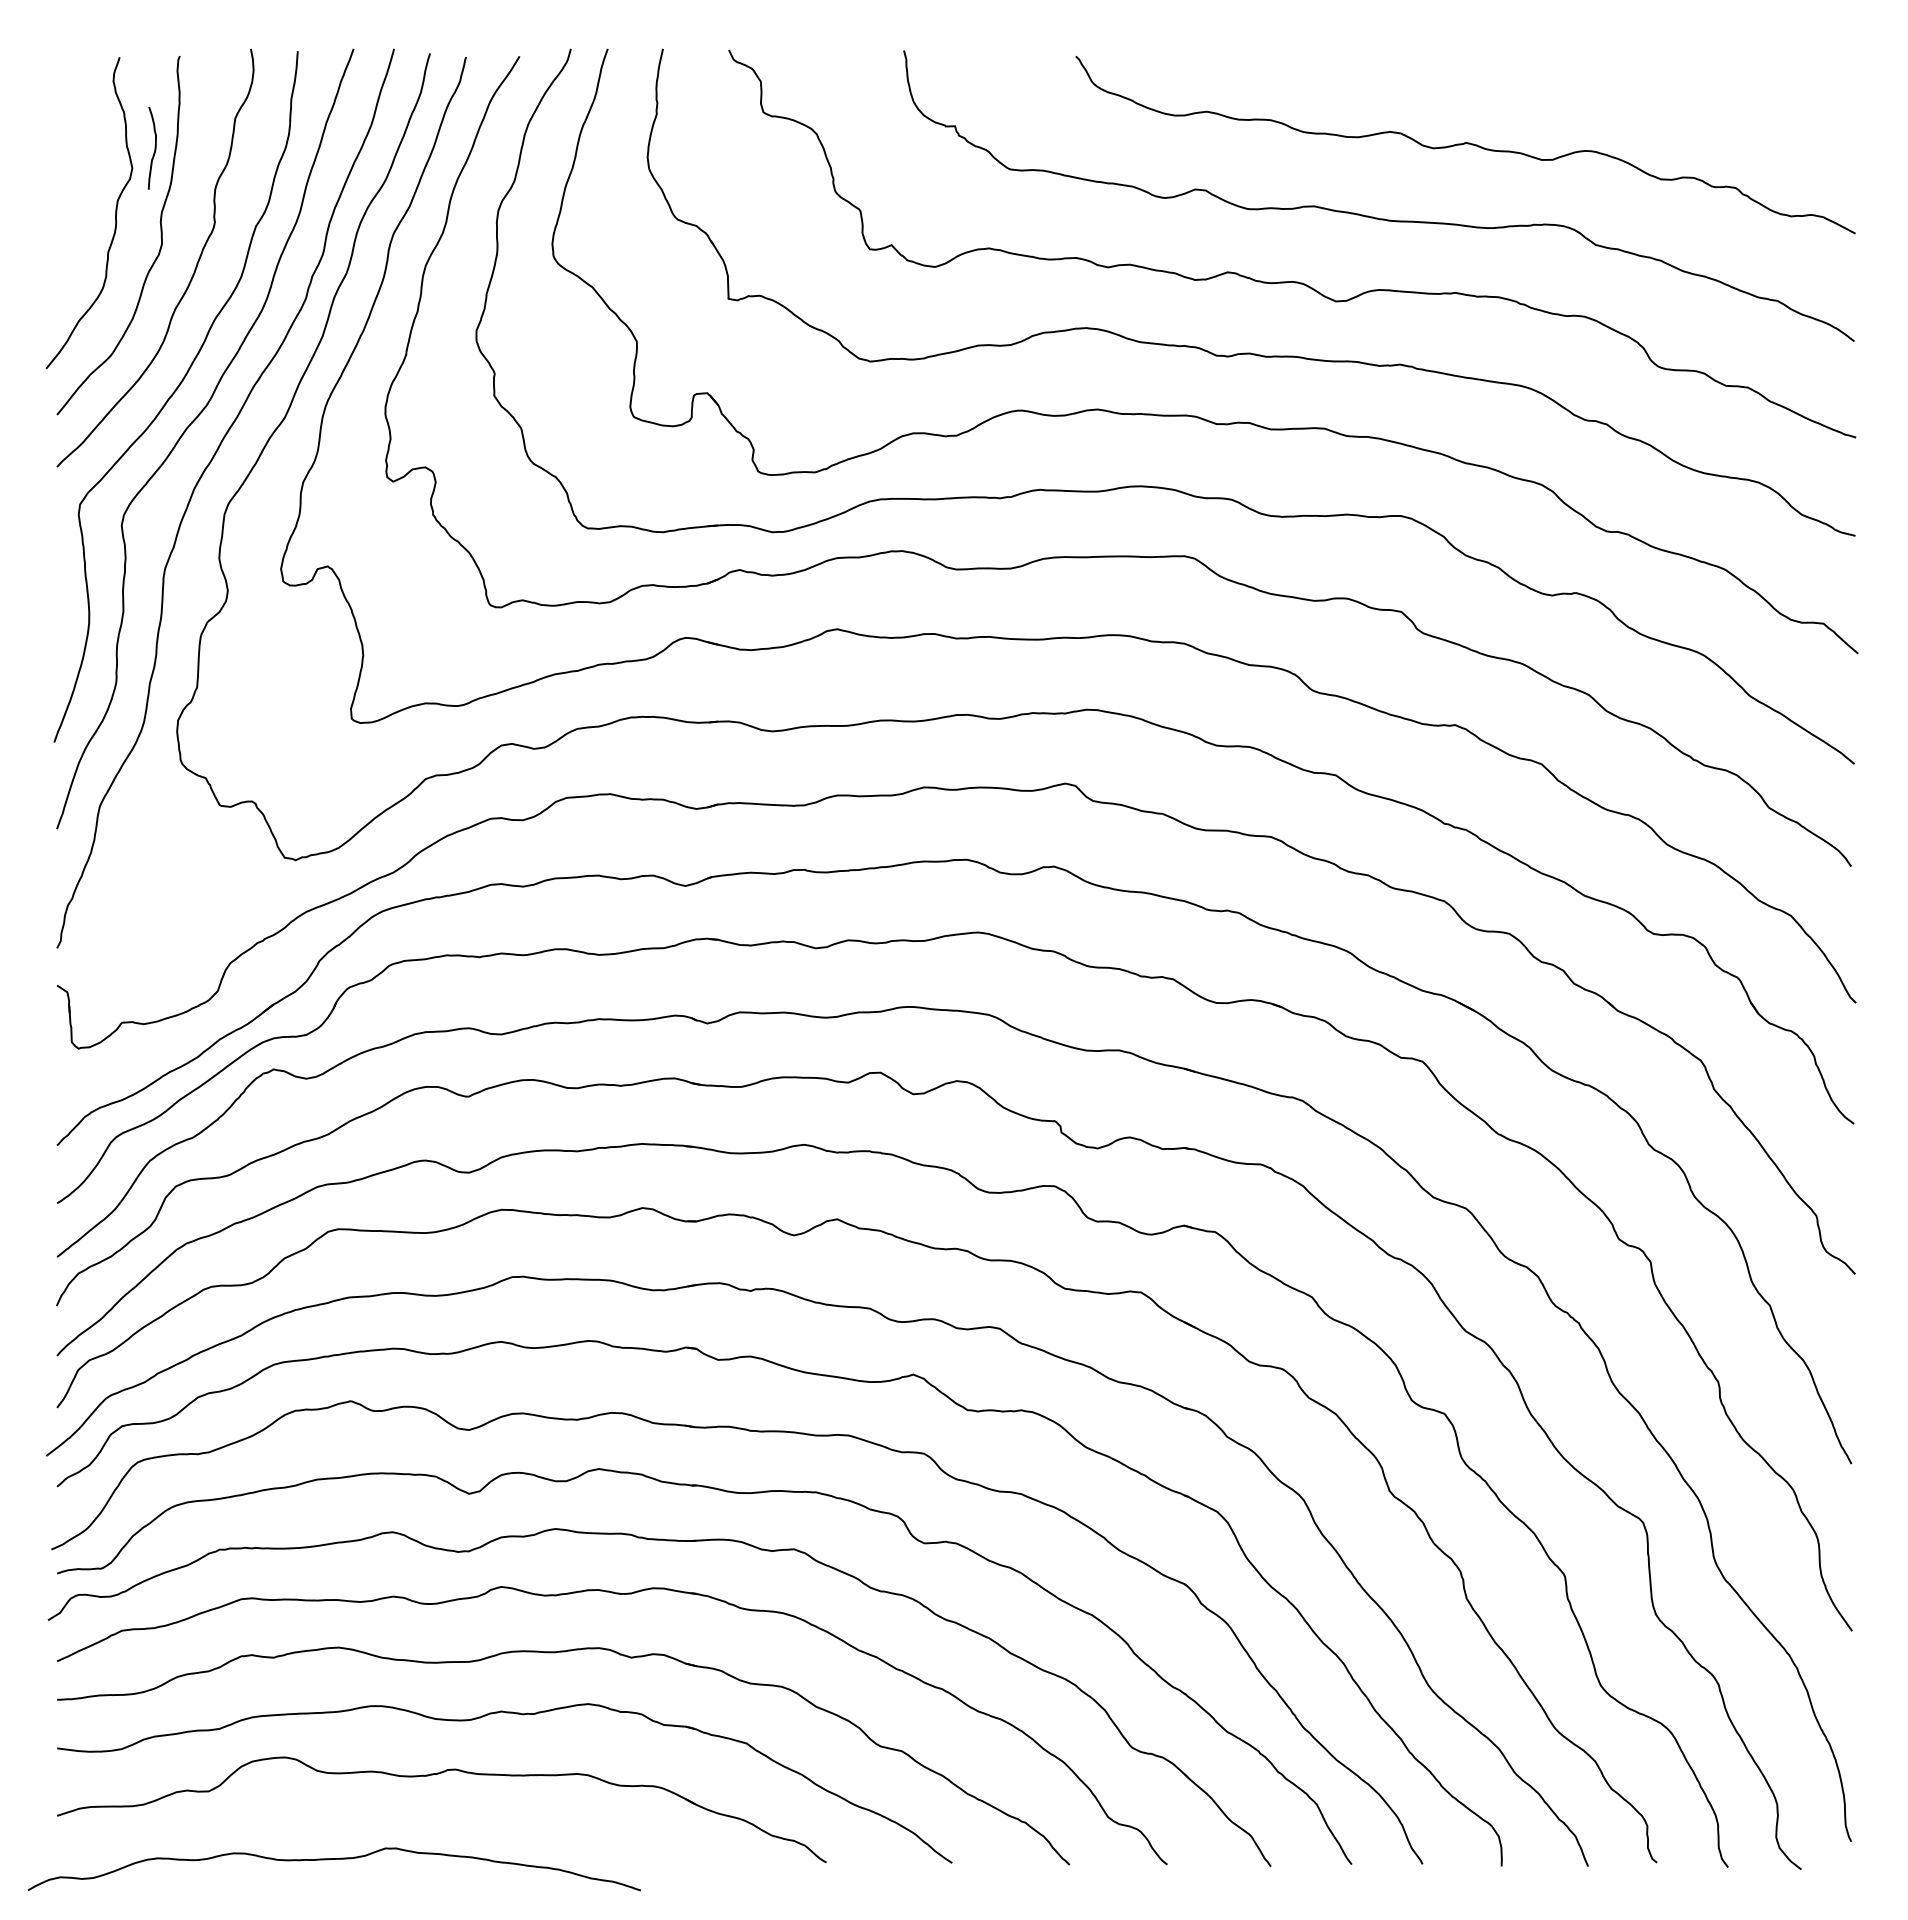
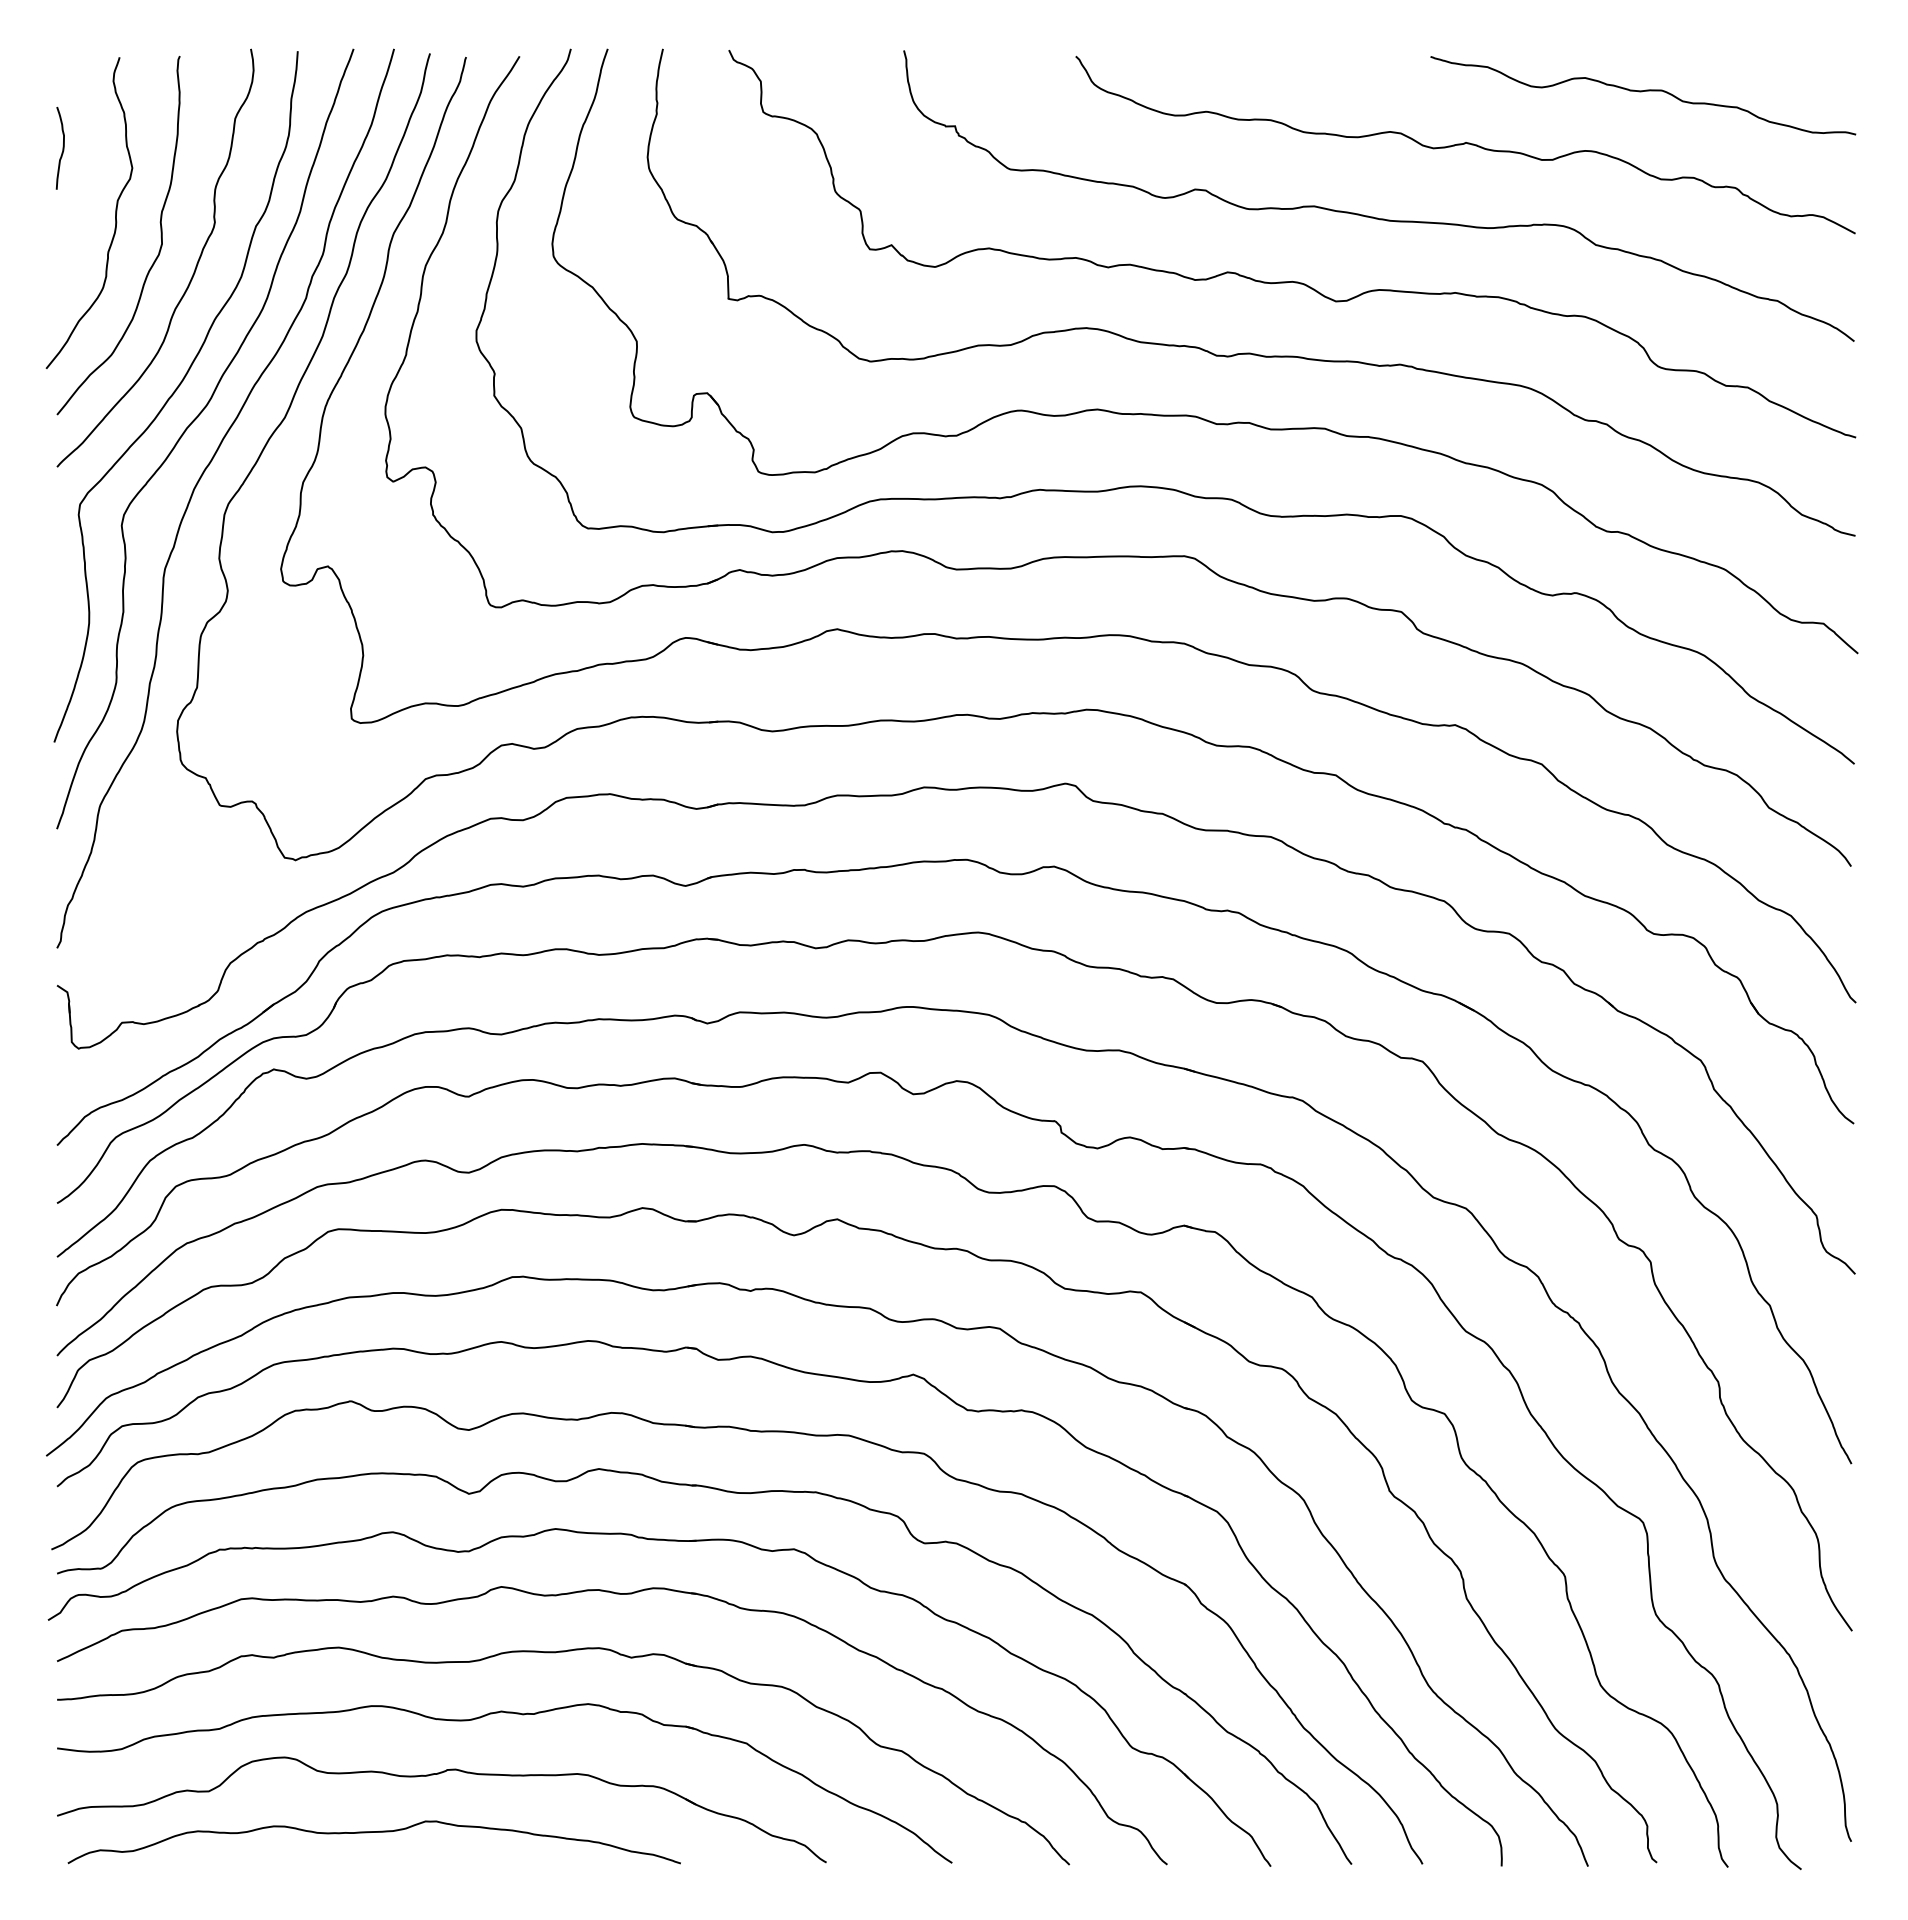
curve: none -> present (1642, 92)
curve position: (154, 148) -> (62, 148) (62, 148)
curve position: (333, 1859) -> (373, 1832) (373, 1832)
